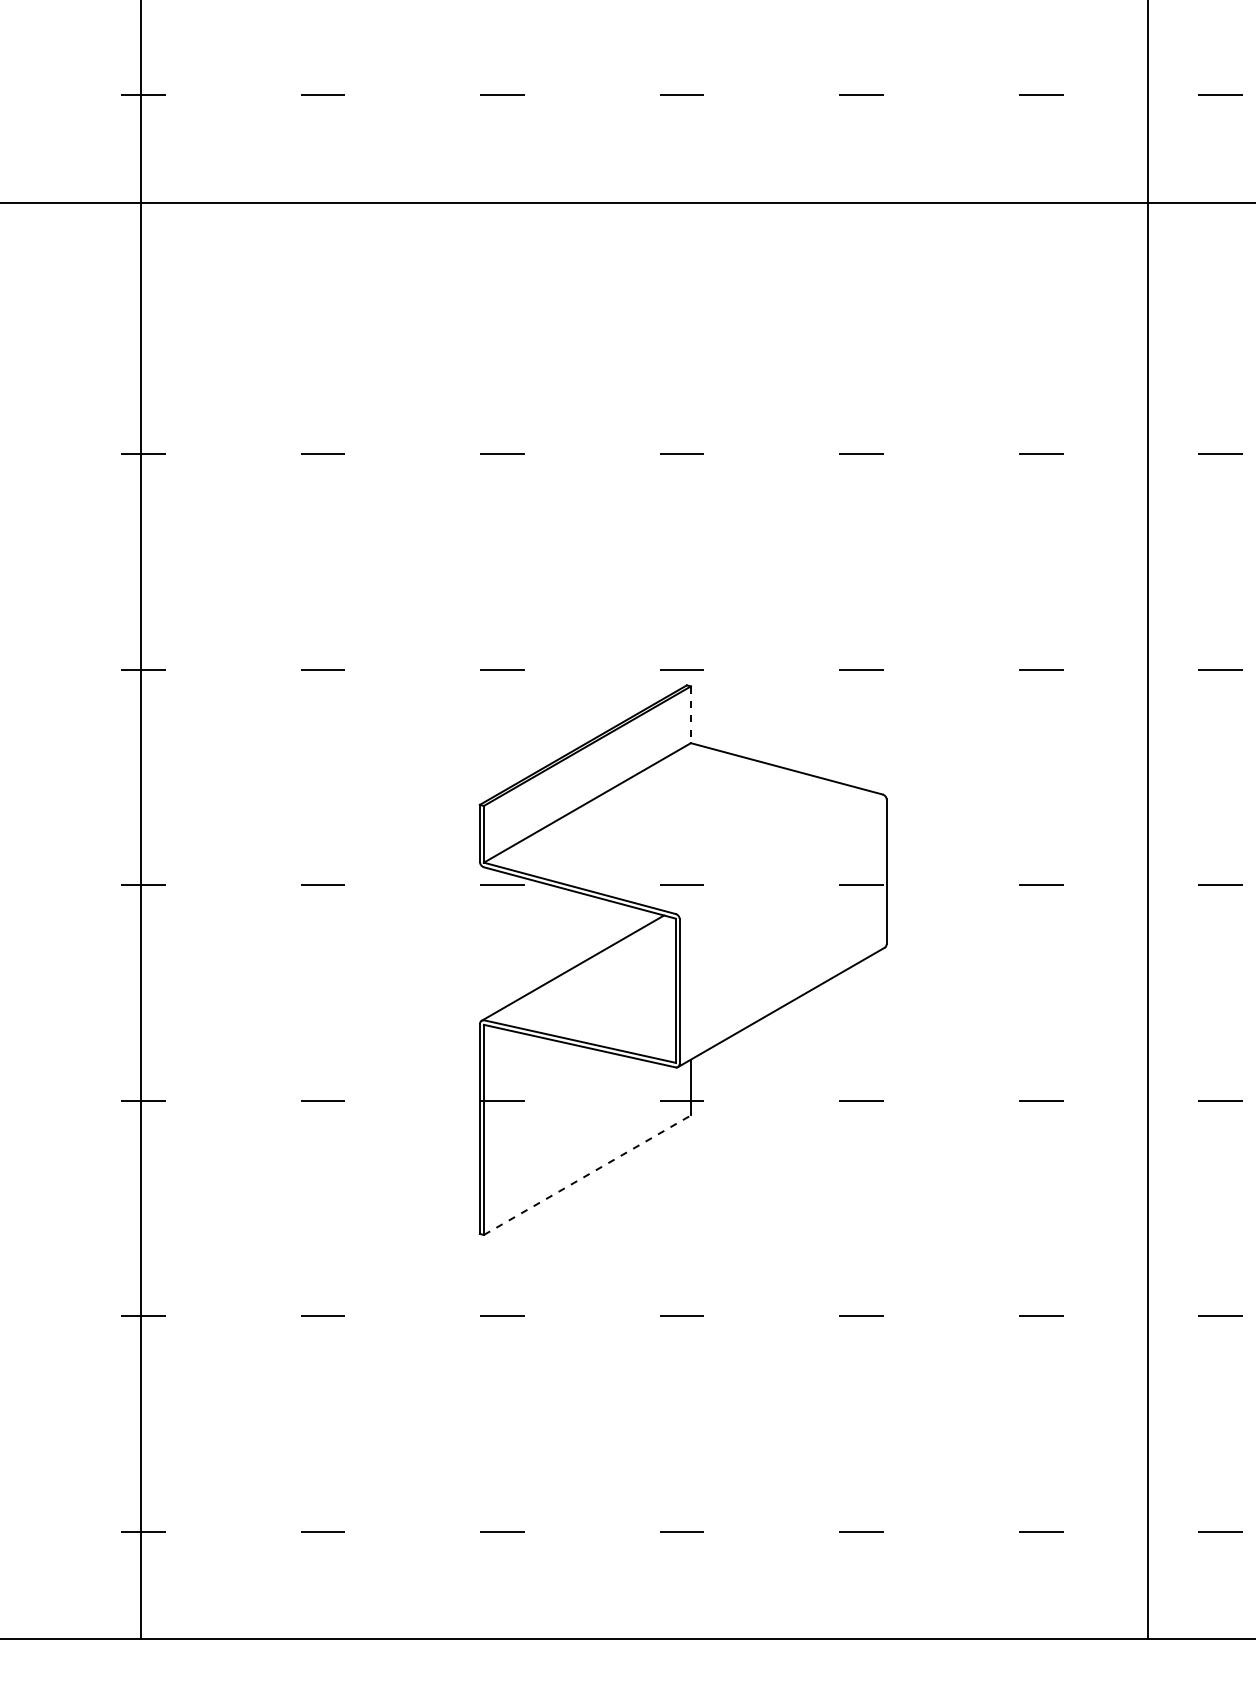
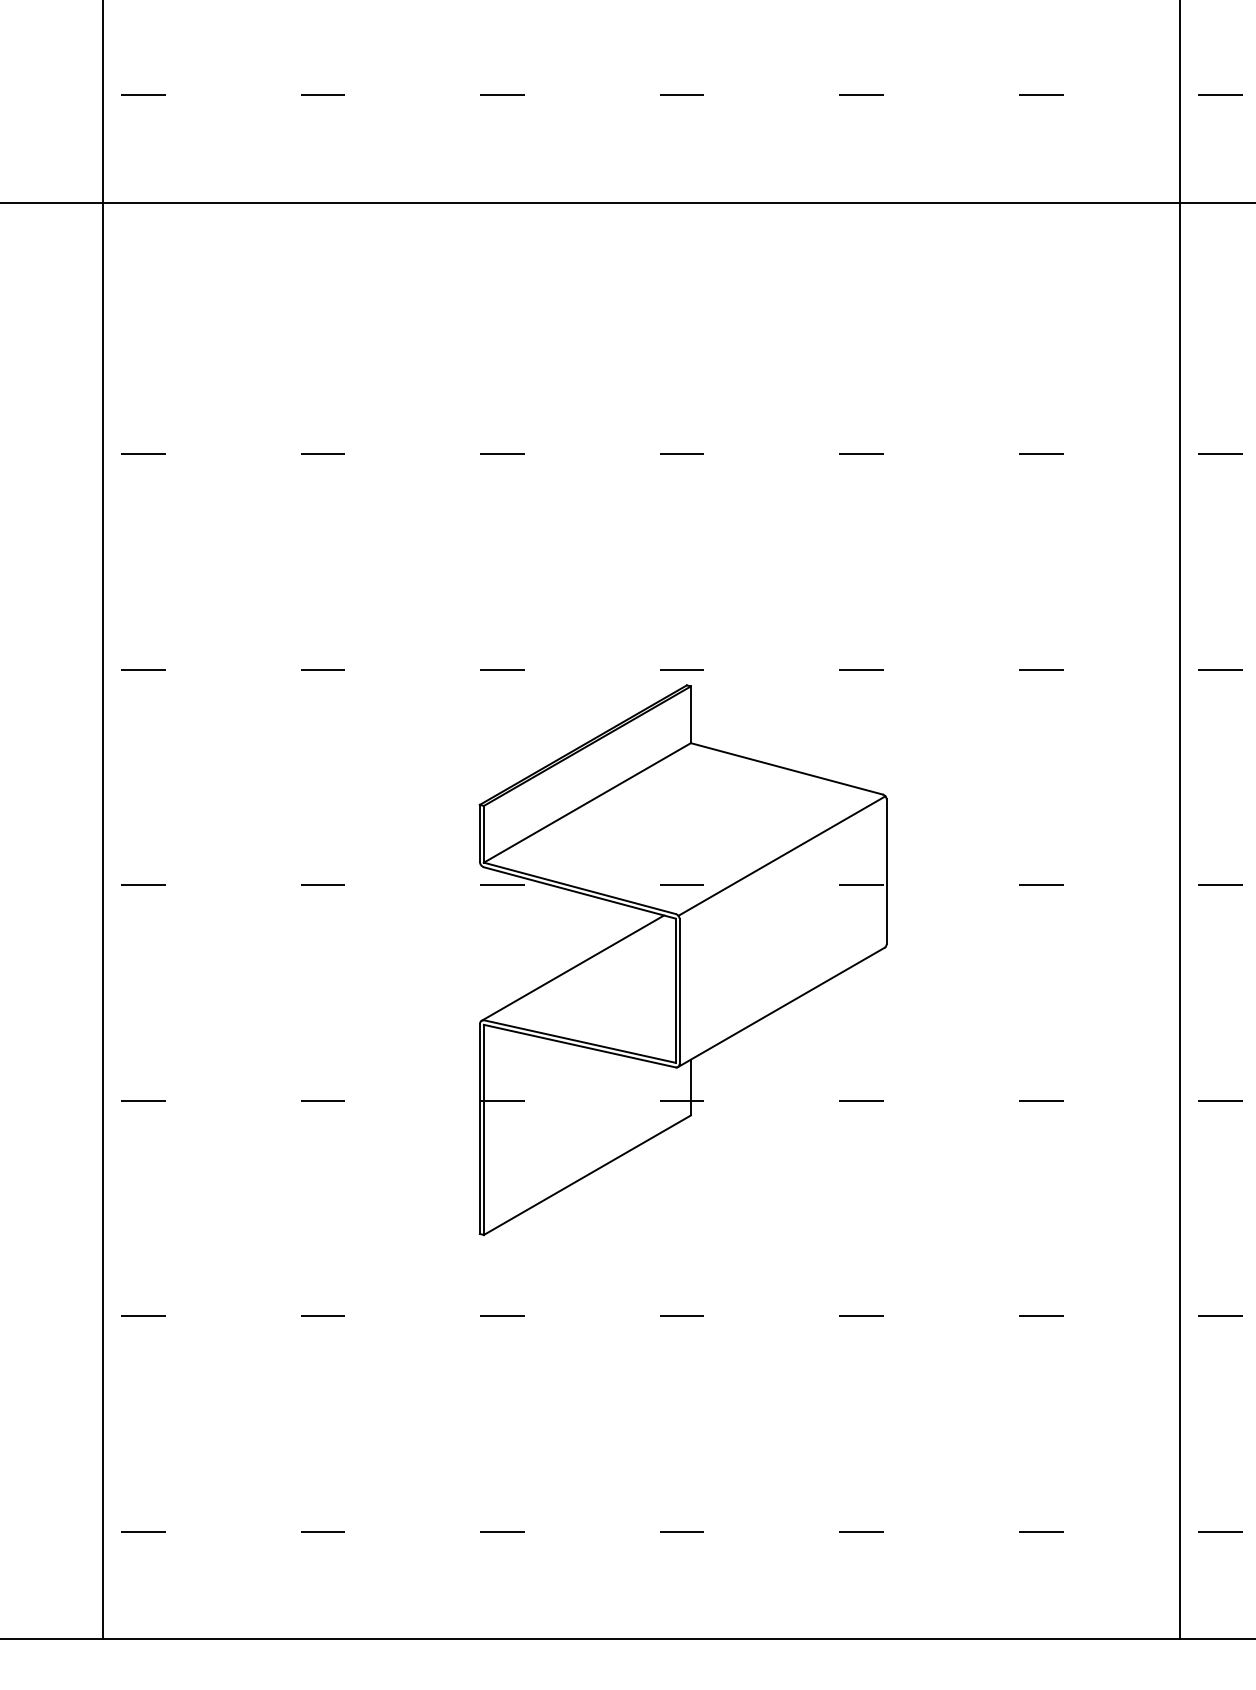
line: dashed -> solid (690, 715)
line position: (141, 820) -> (103, 820) (103, 820)
line position: (1148, 820) -> (1180, 820) (1180, 820)
line: none -> present (781, 855)
line: dashed -> solid (587, 1174)
